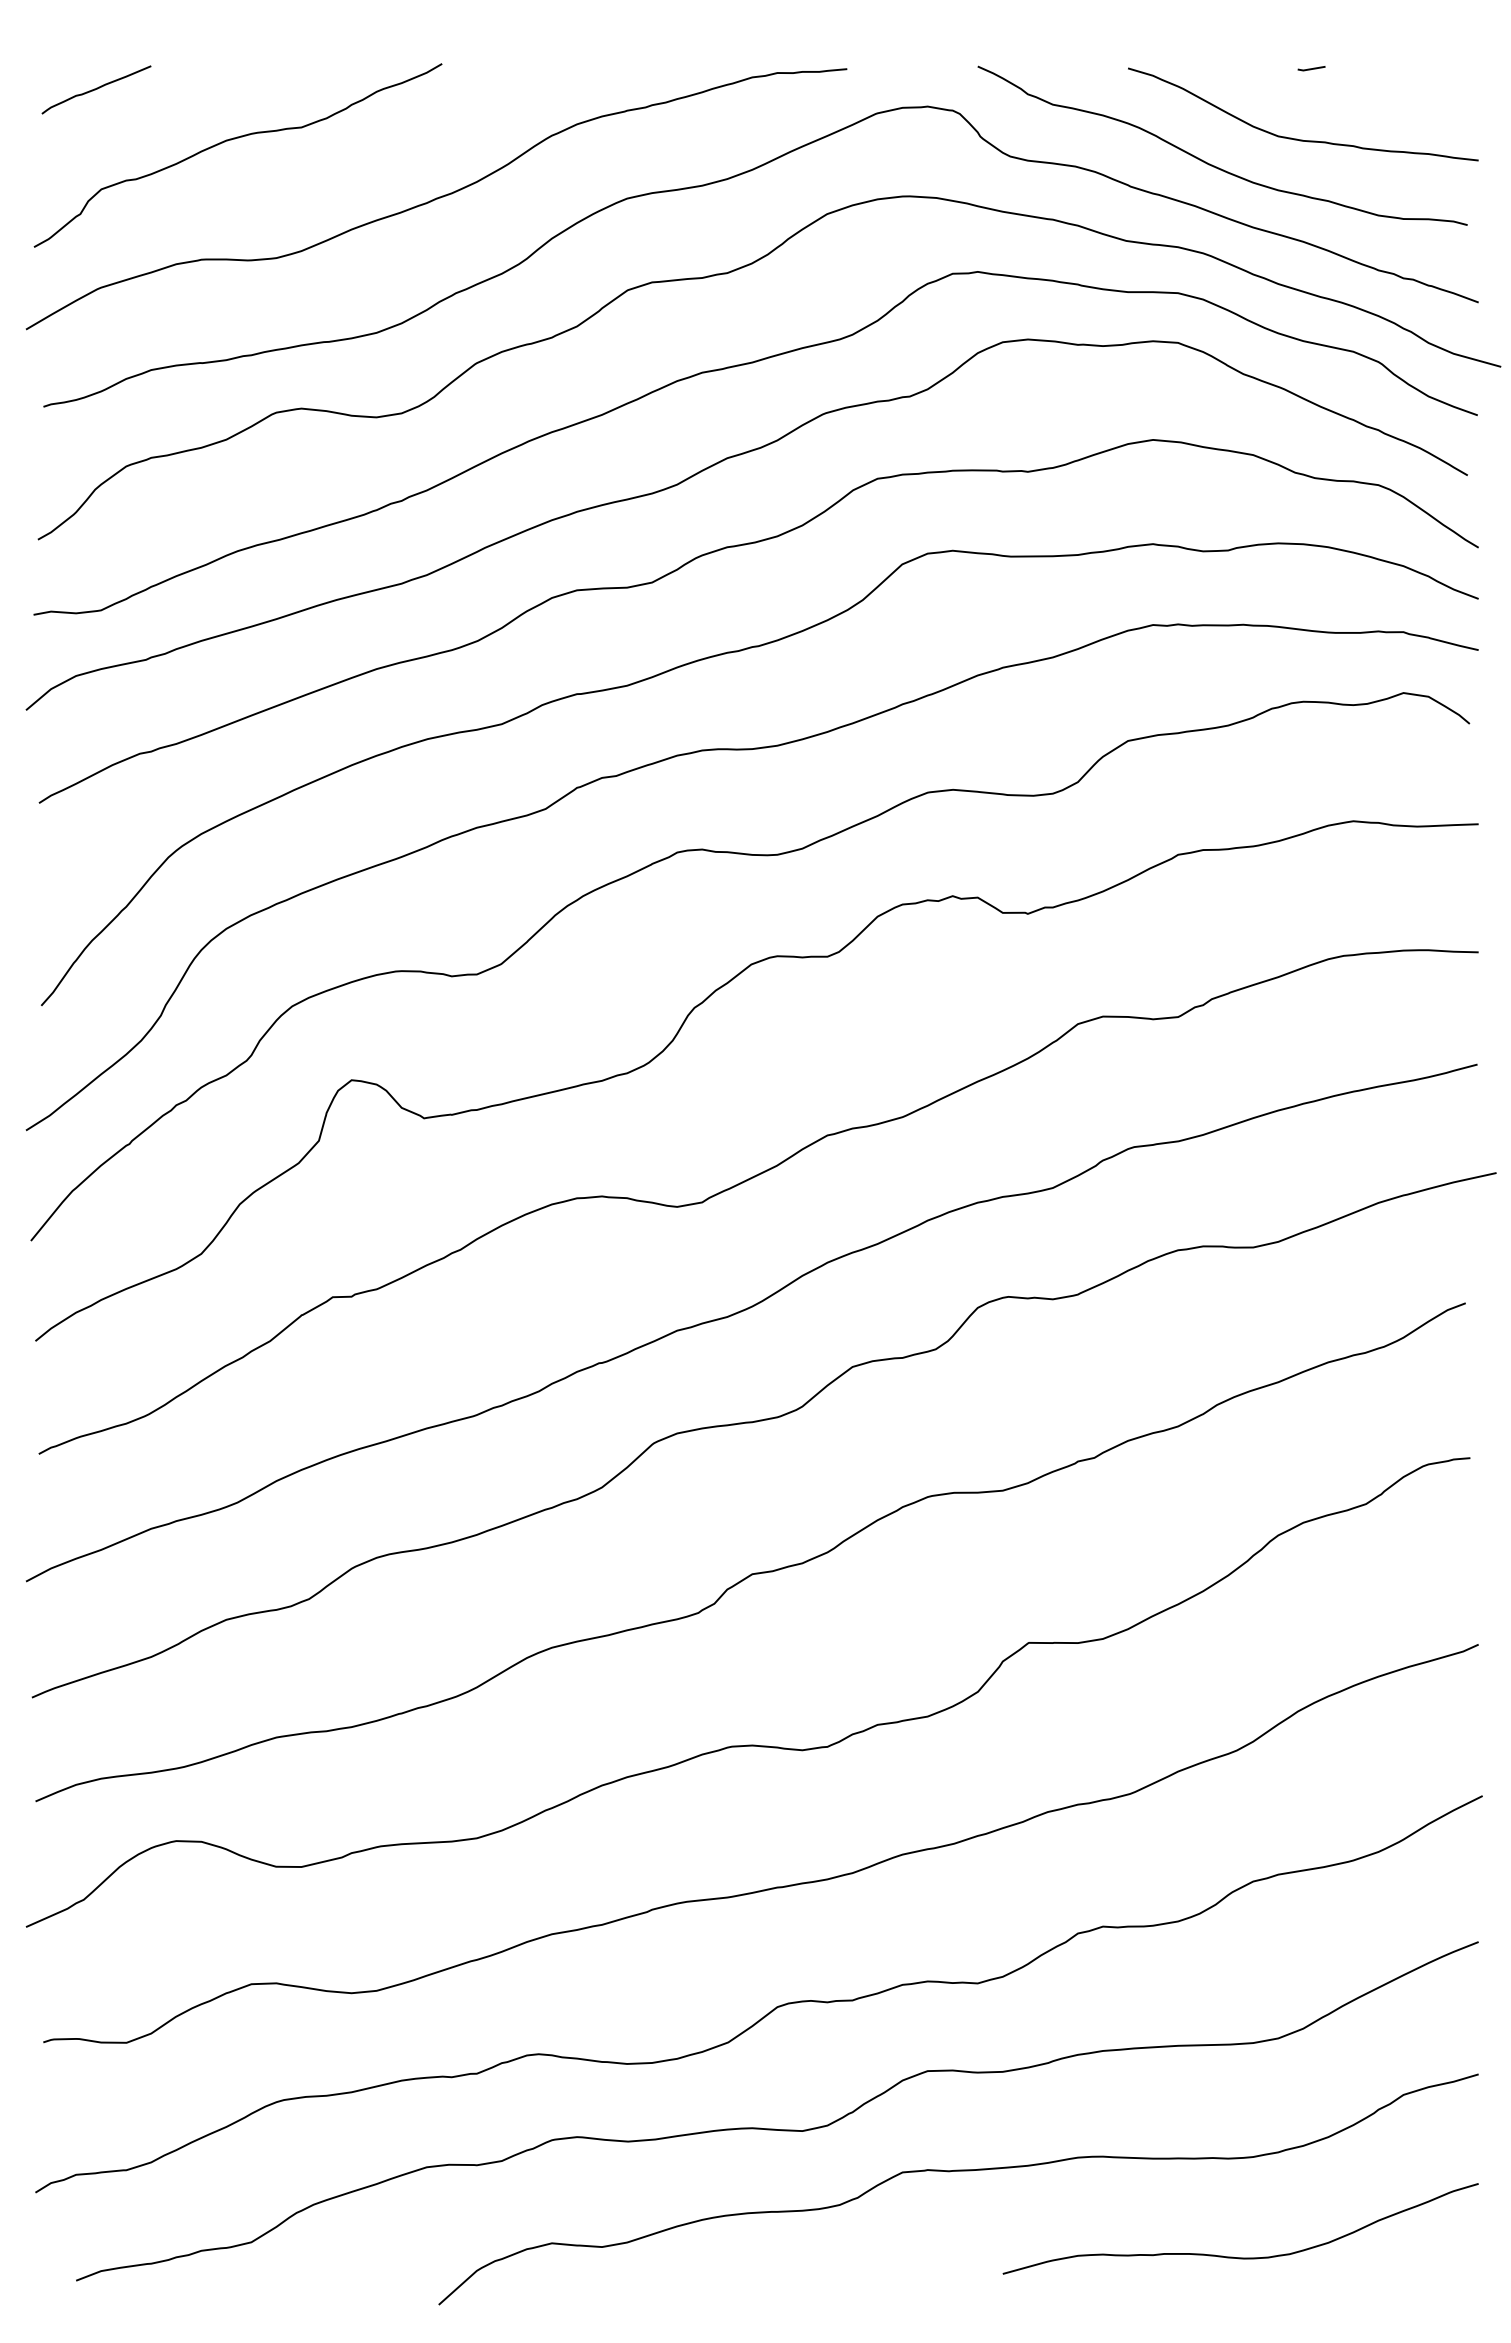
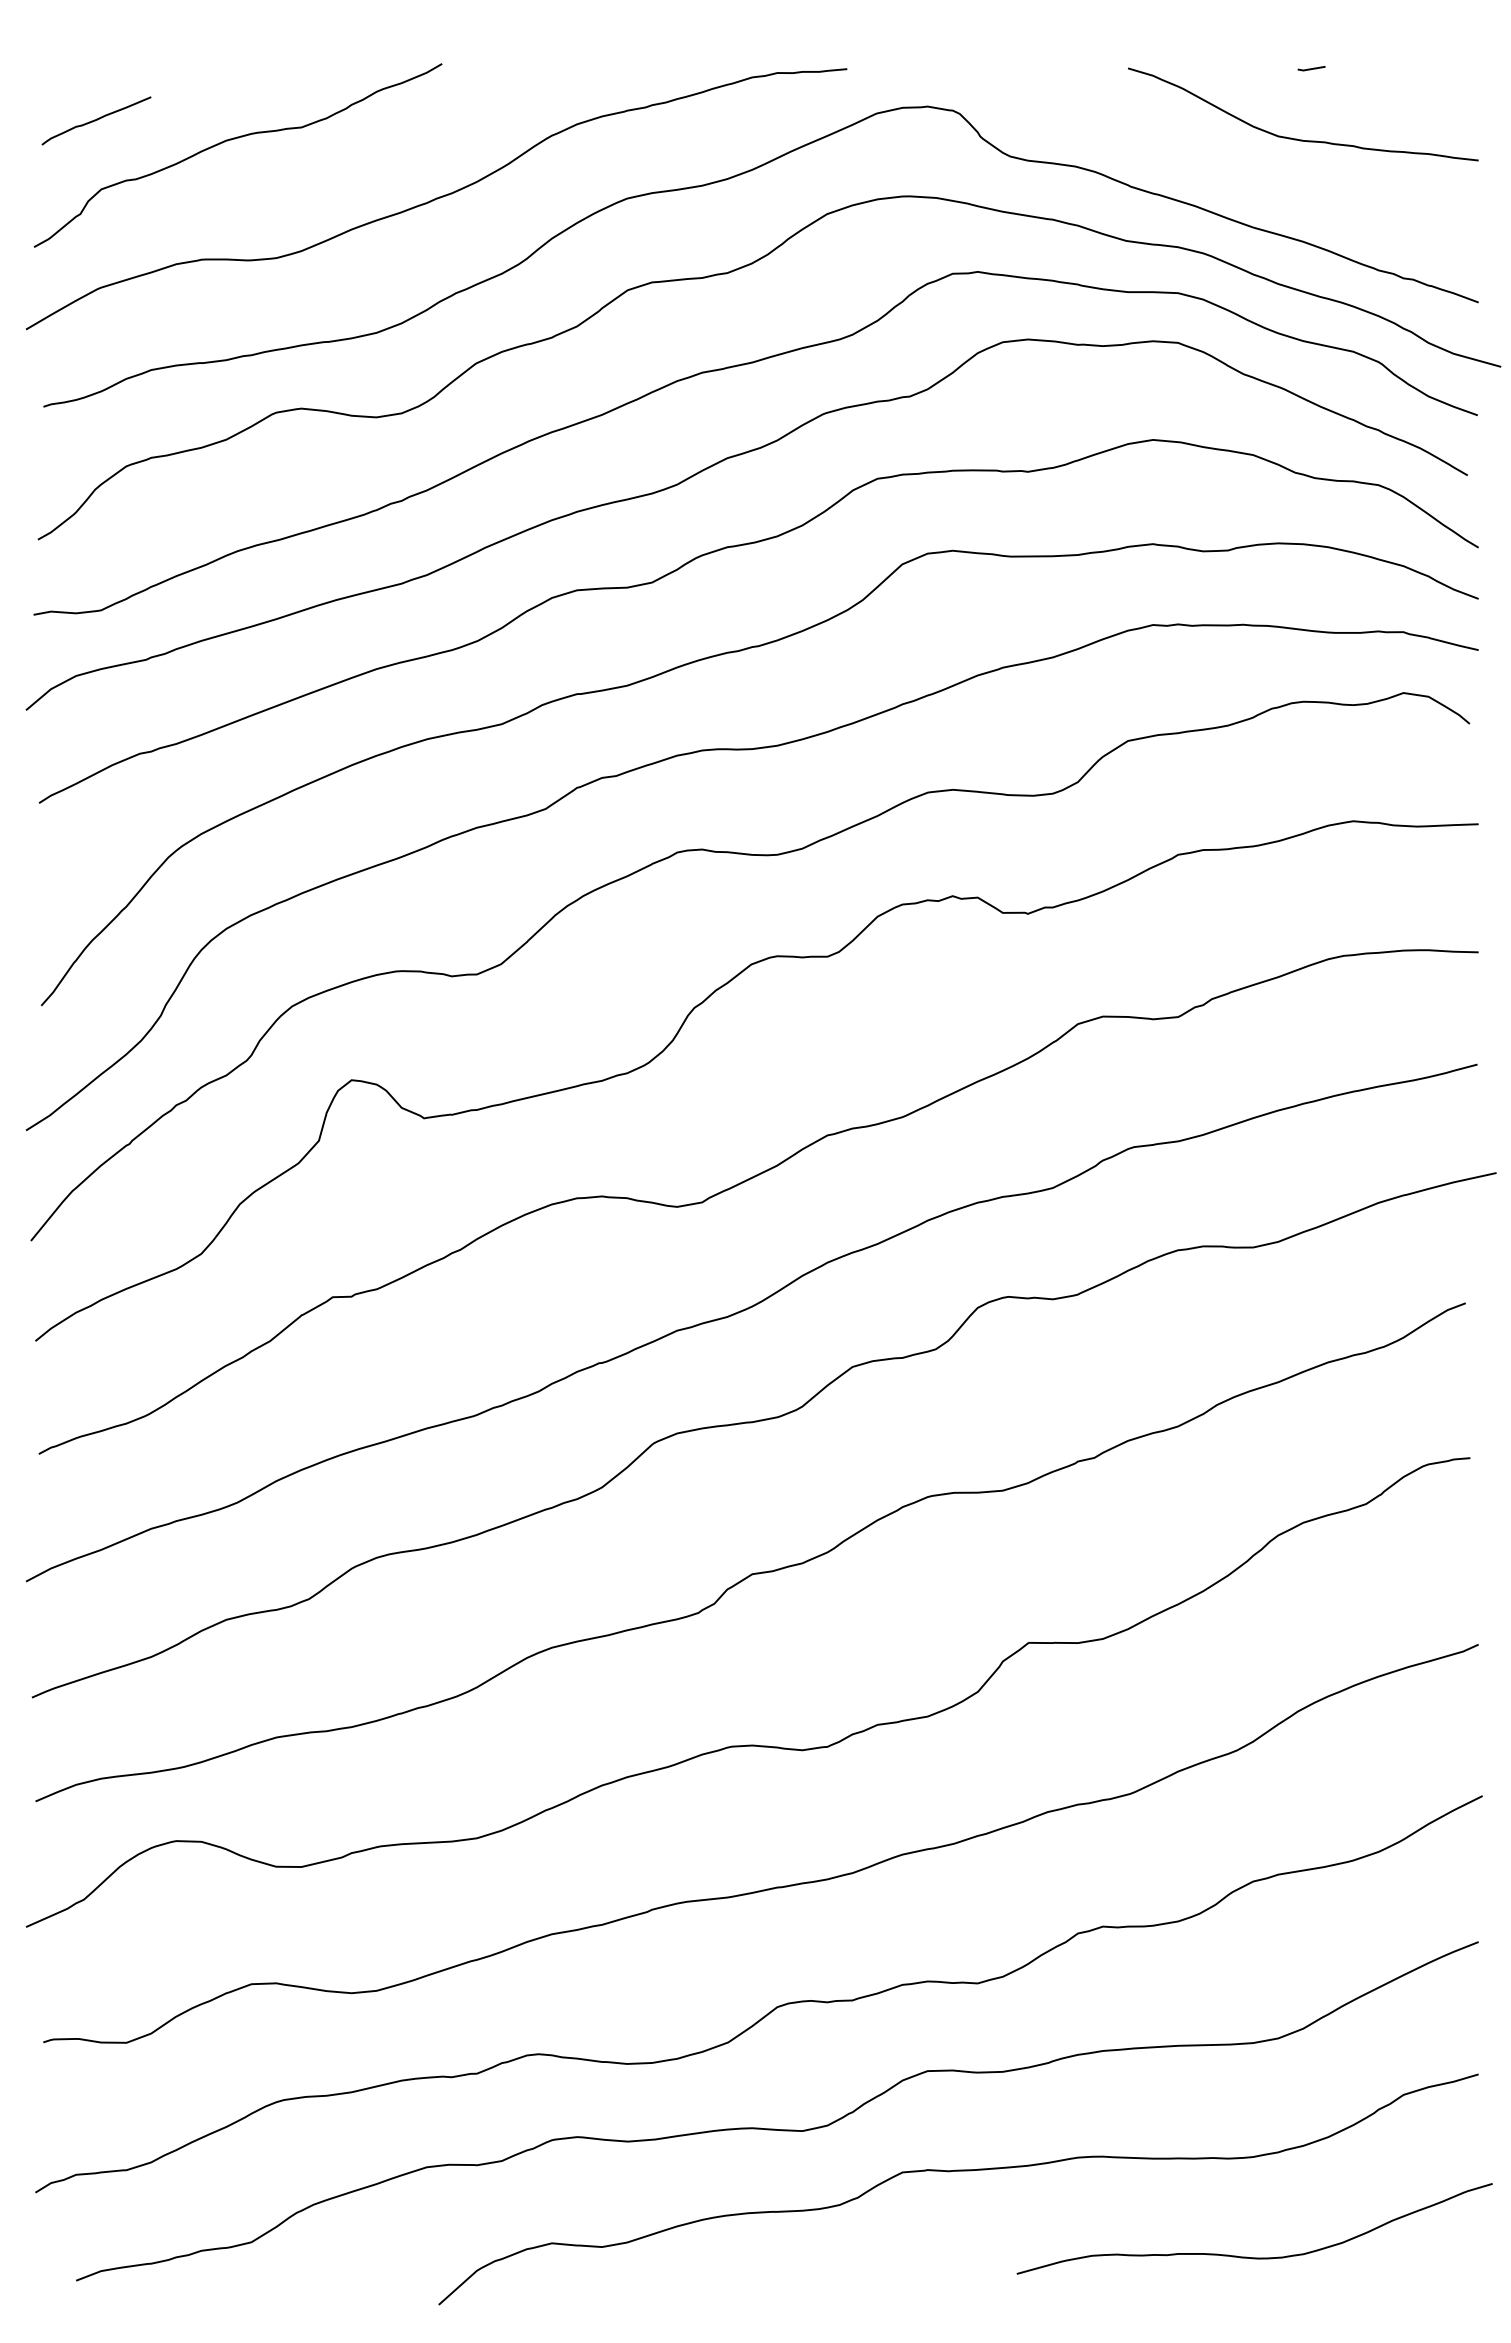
curve position: (96, 89) -> (96, 120) (96, 120)
curve: present -> none (1212, 164)
curve position: (1233, 2256) -> (1247, 2256) (1247, 2256)
